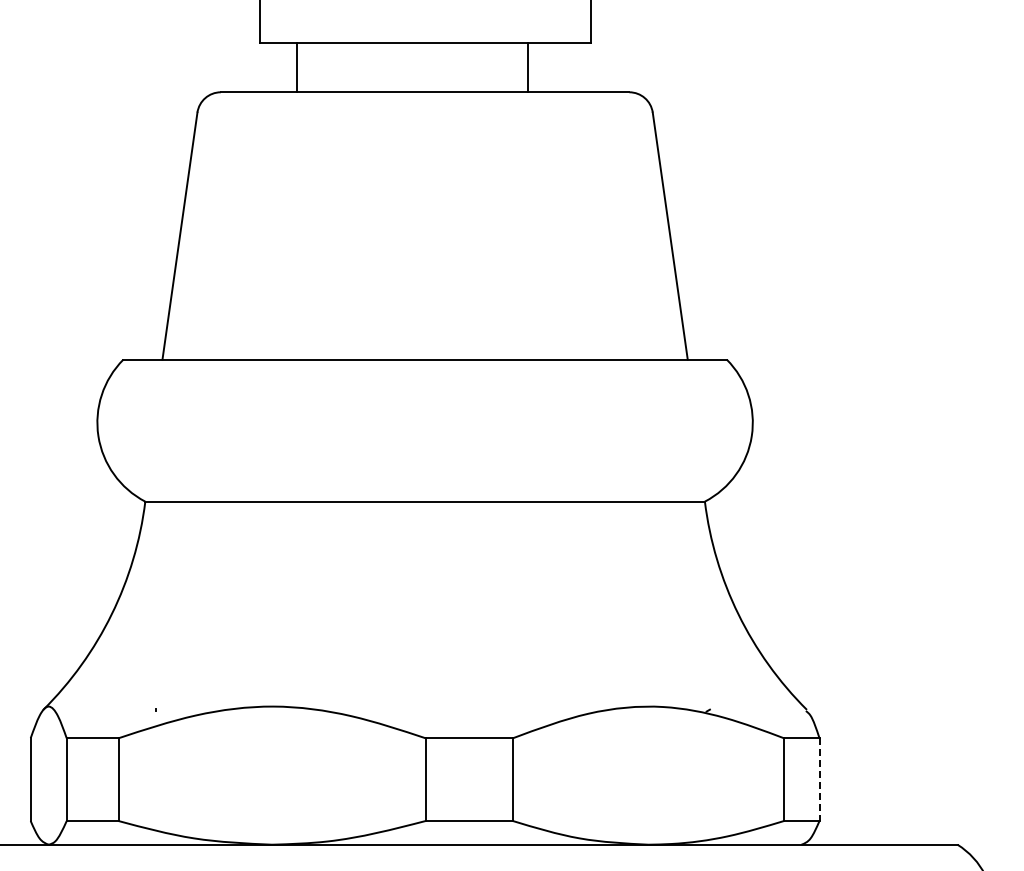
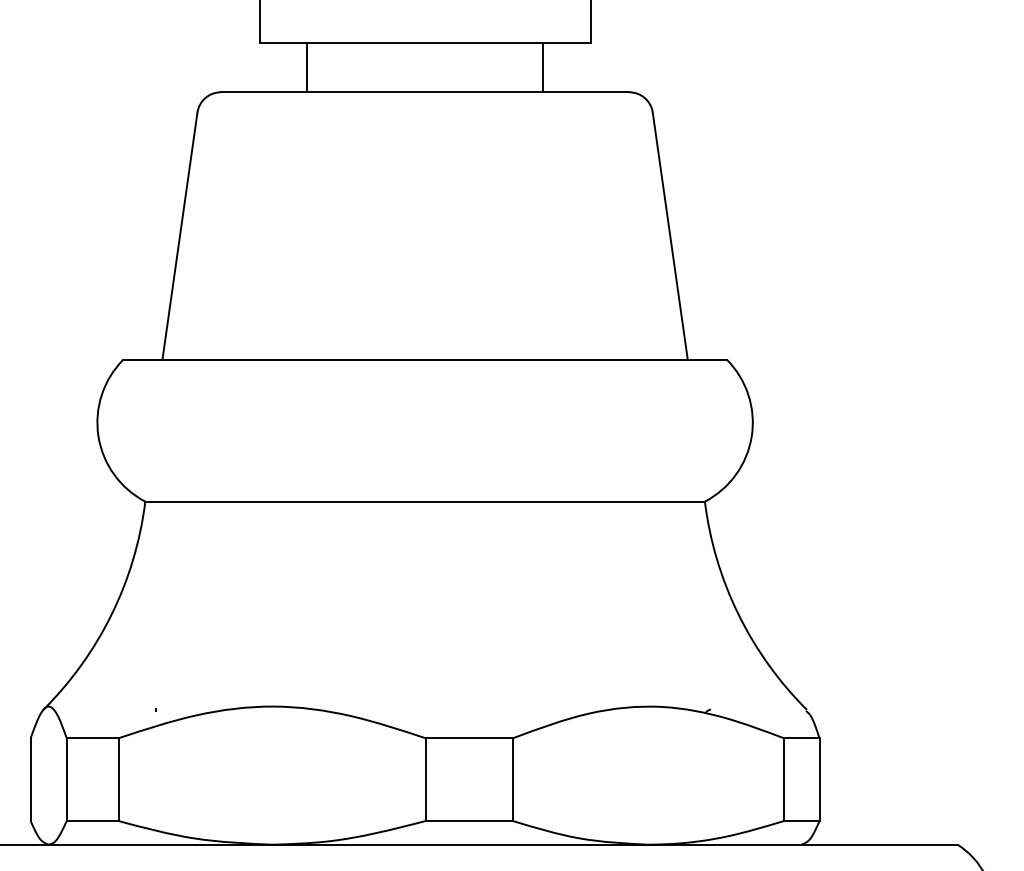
line position: (296, 67) -> (306, 67) (306, 67)
line position: (528, 67) -> (543, 67) (543, 67)
line: dashed -> solid (819, 780)
